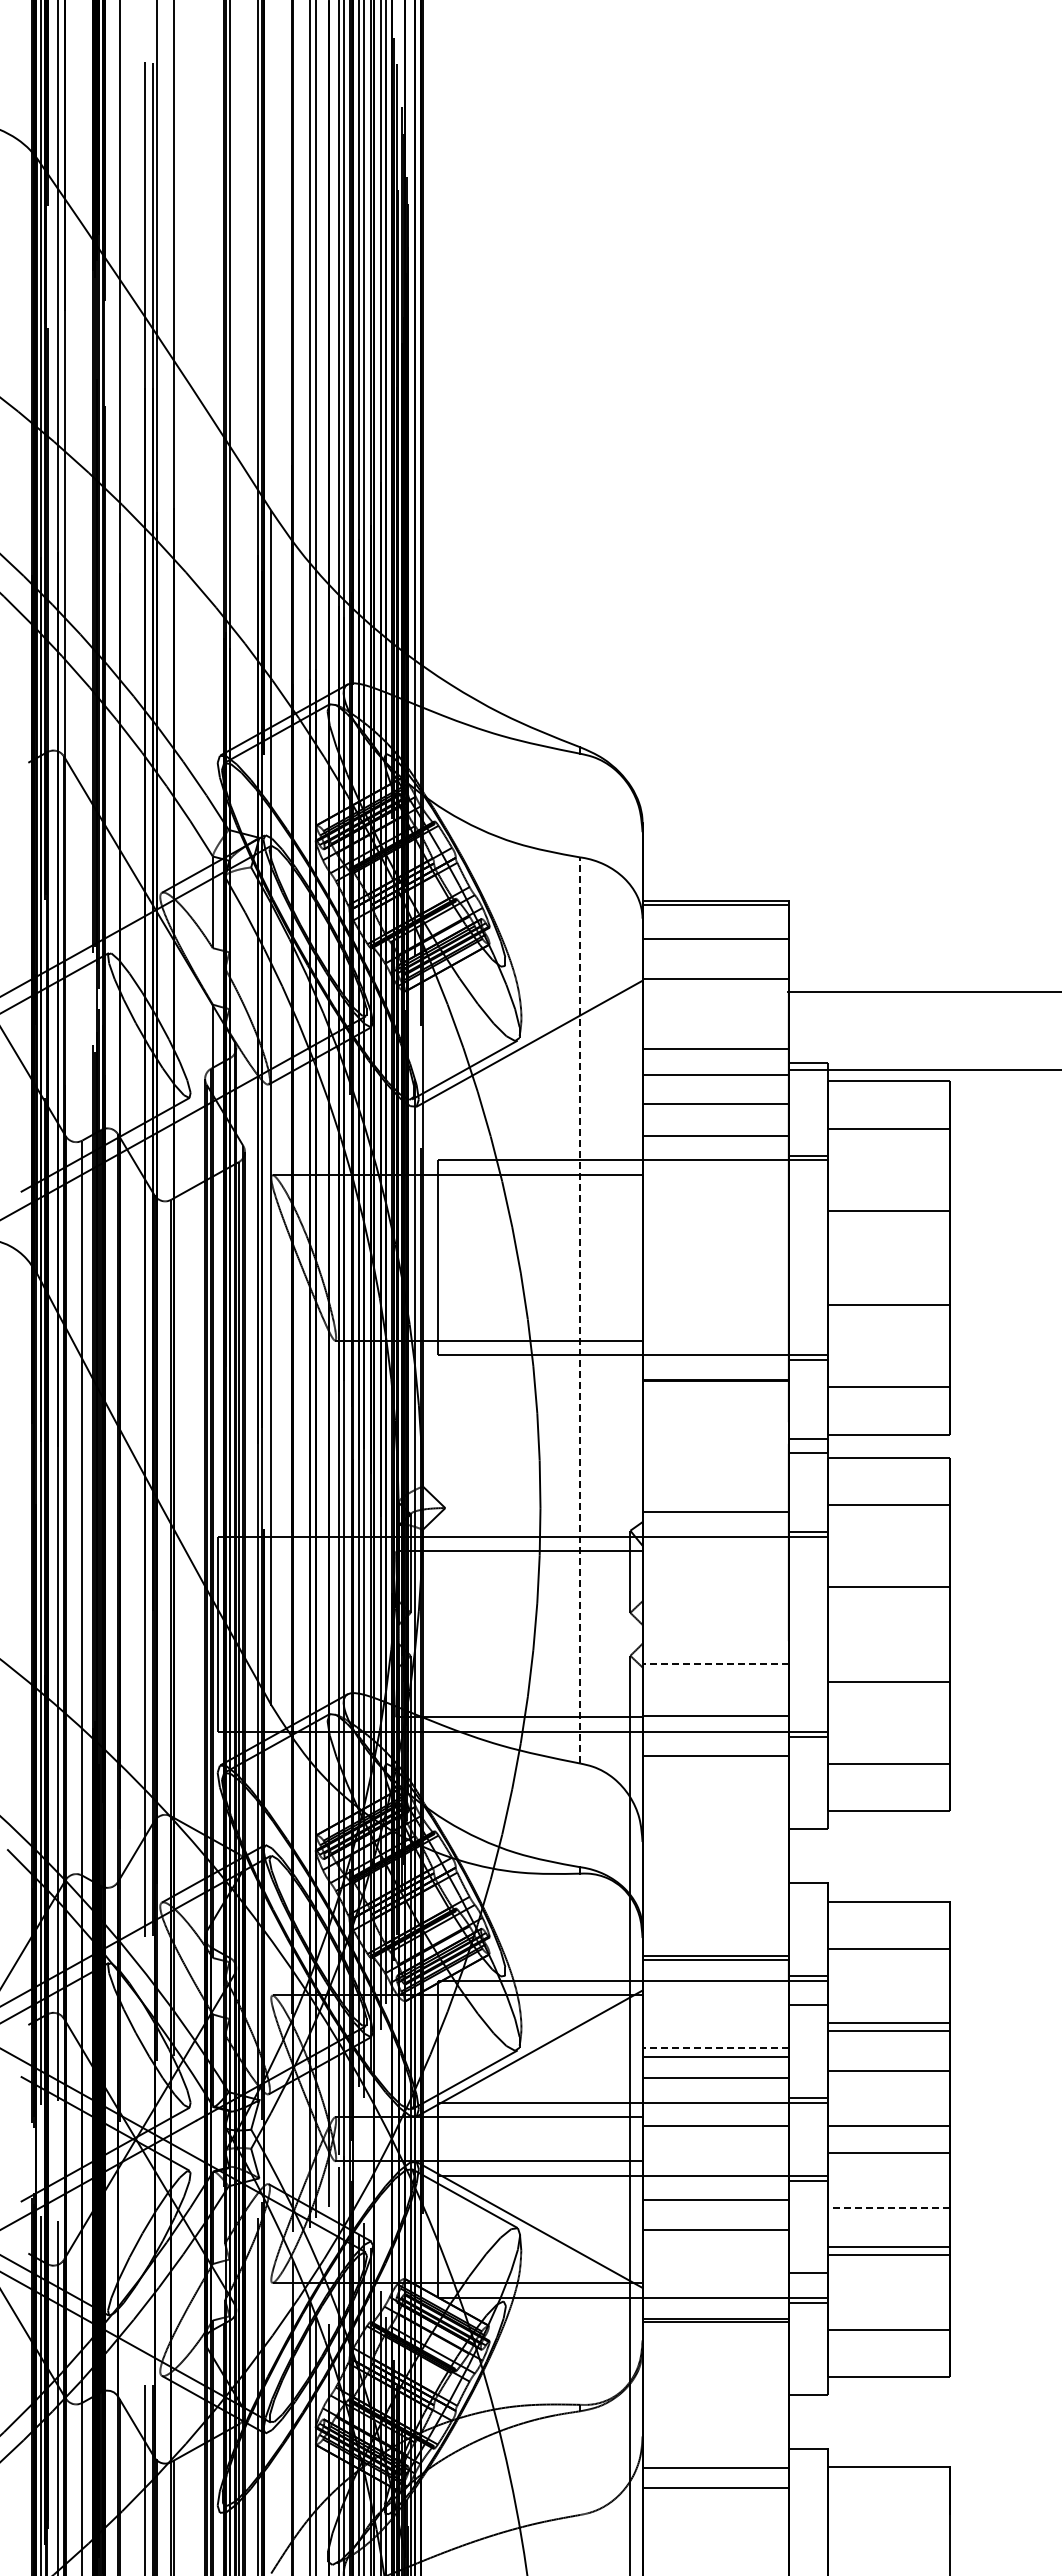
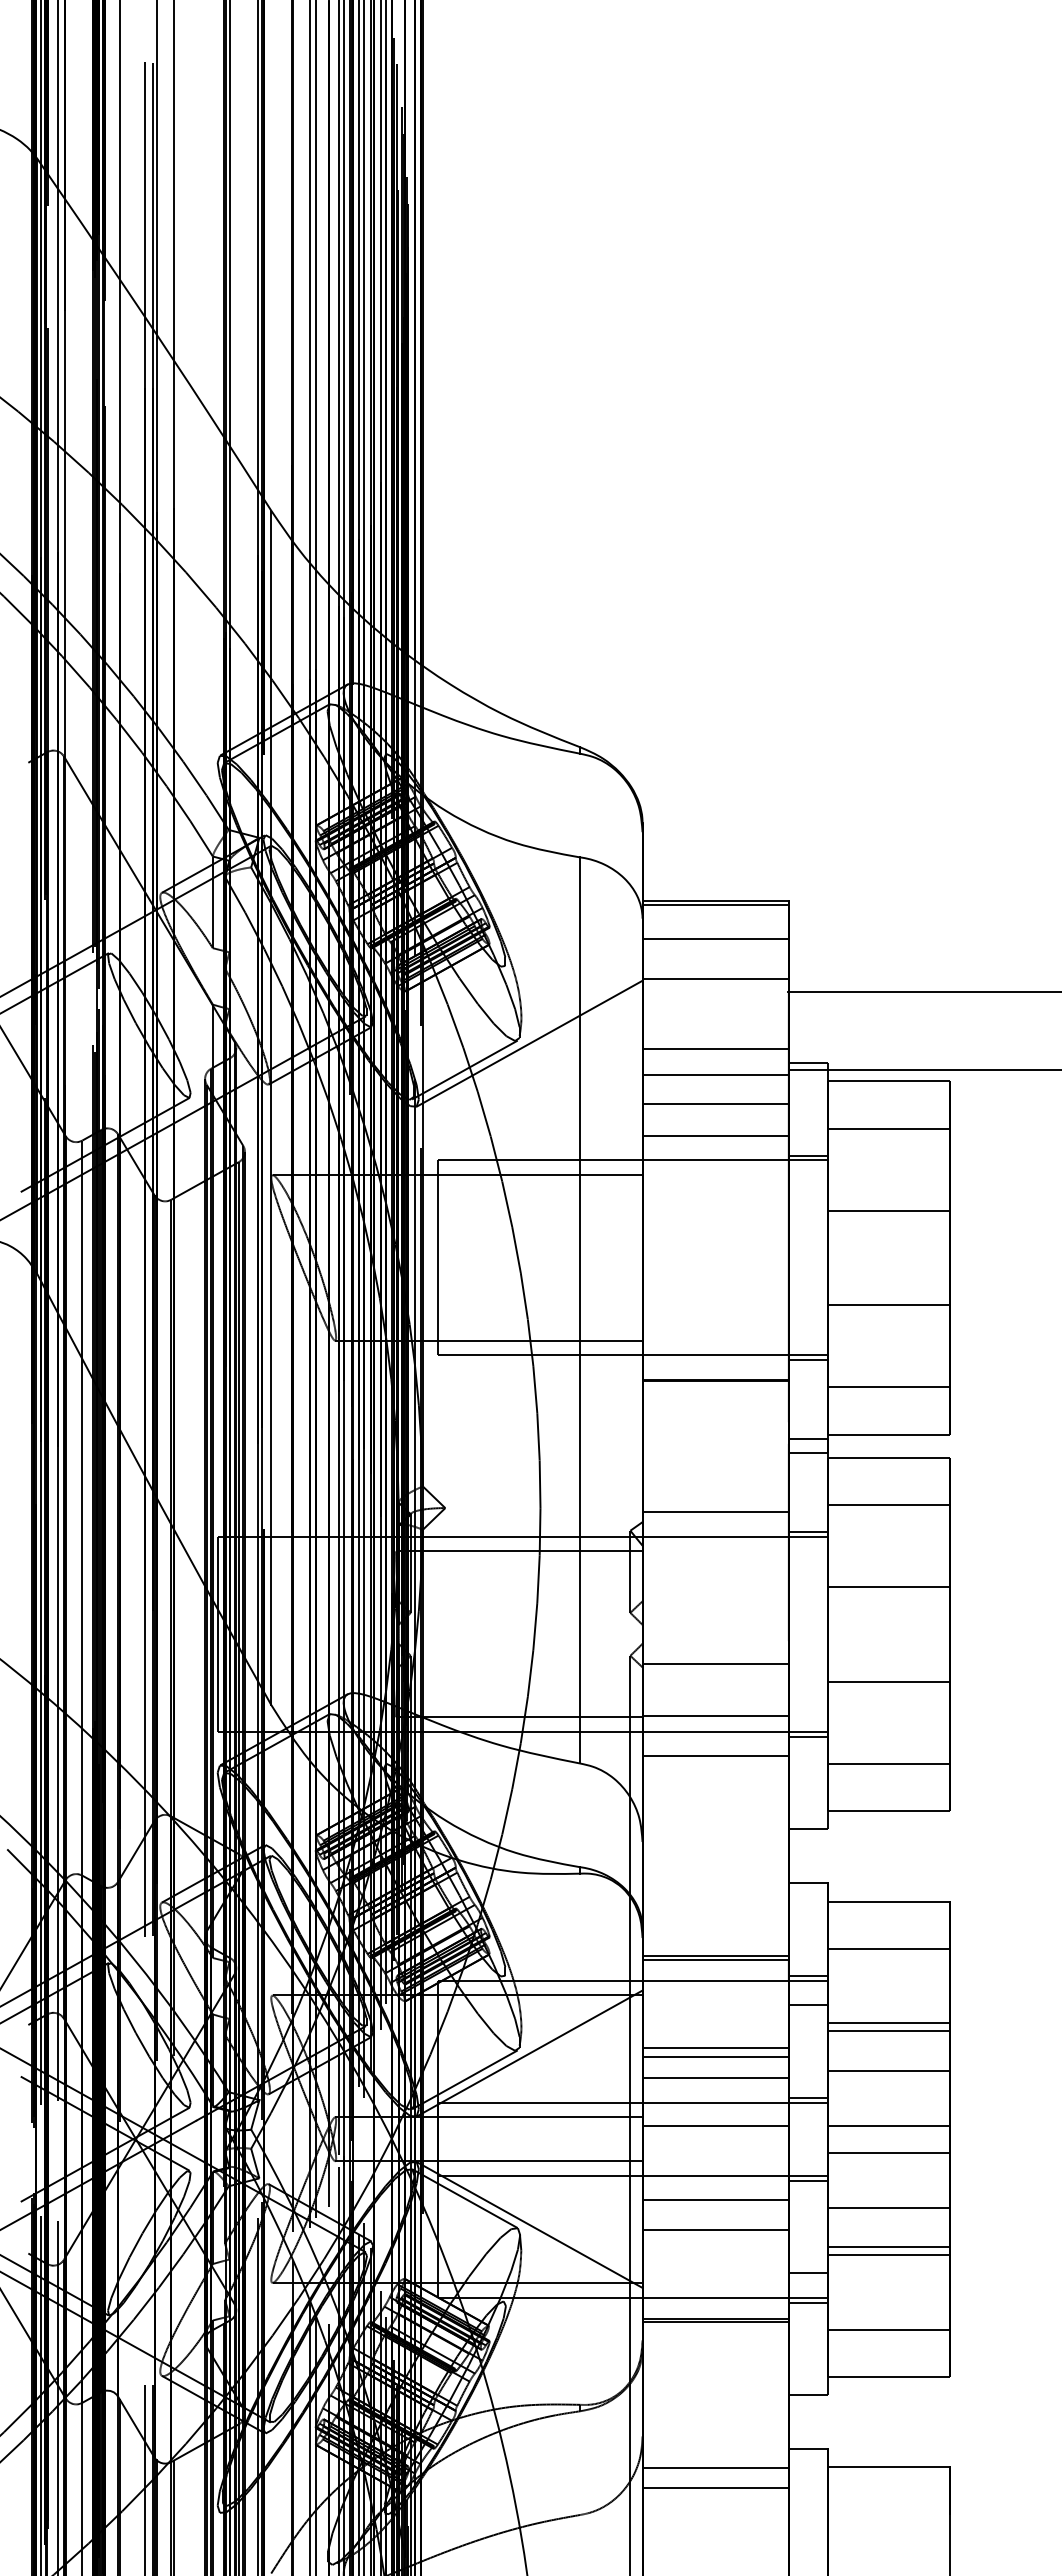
line: dashed -> solid (580, 1309)
line: dashed -> solid (715, 1663)
line: dashed -> solid (715, 2048)
line: dashed -> solid (888, 2207)
